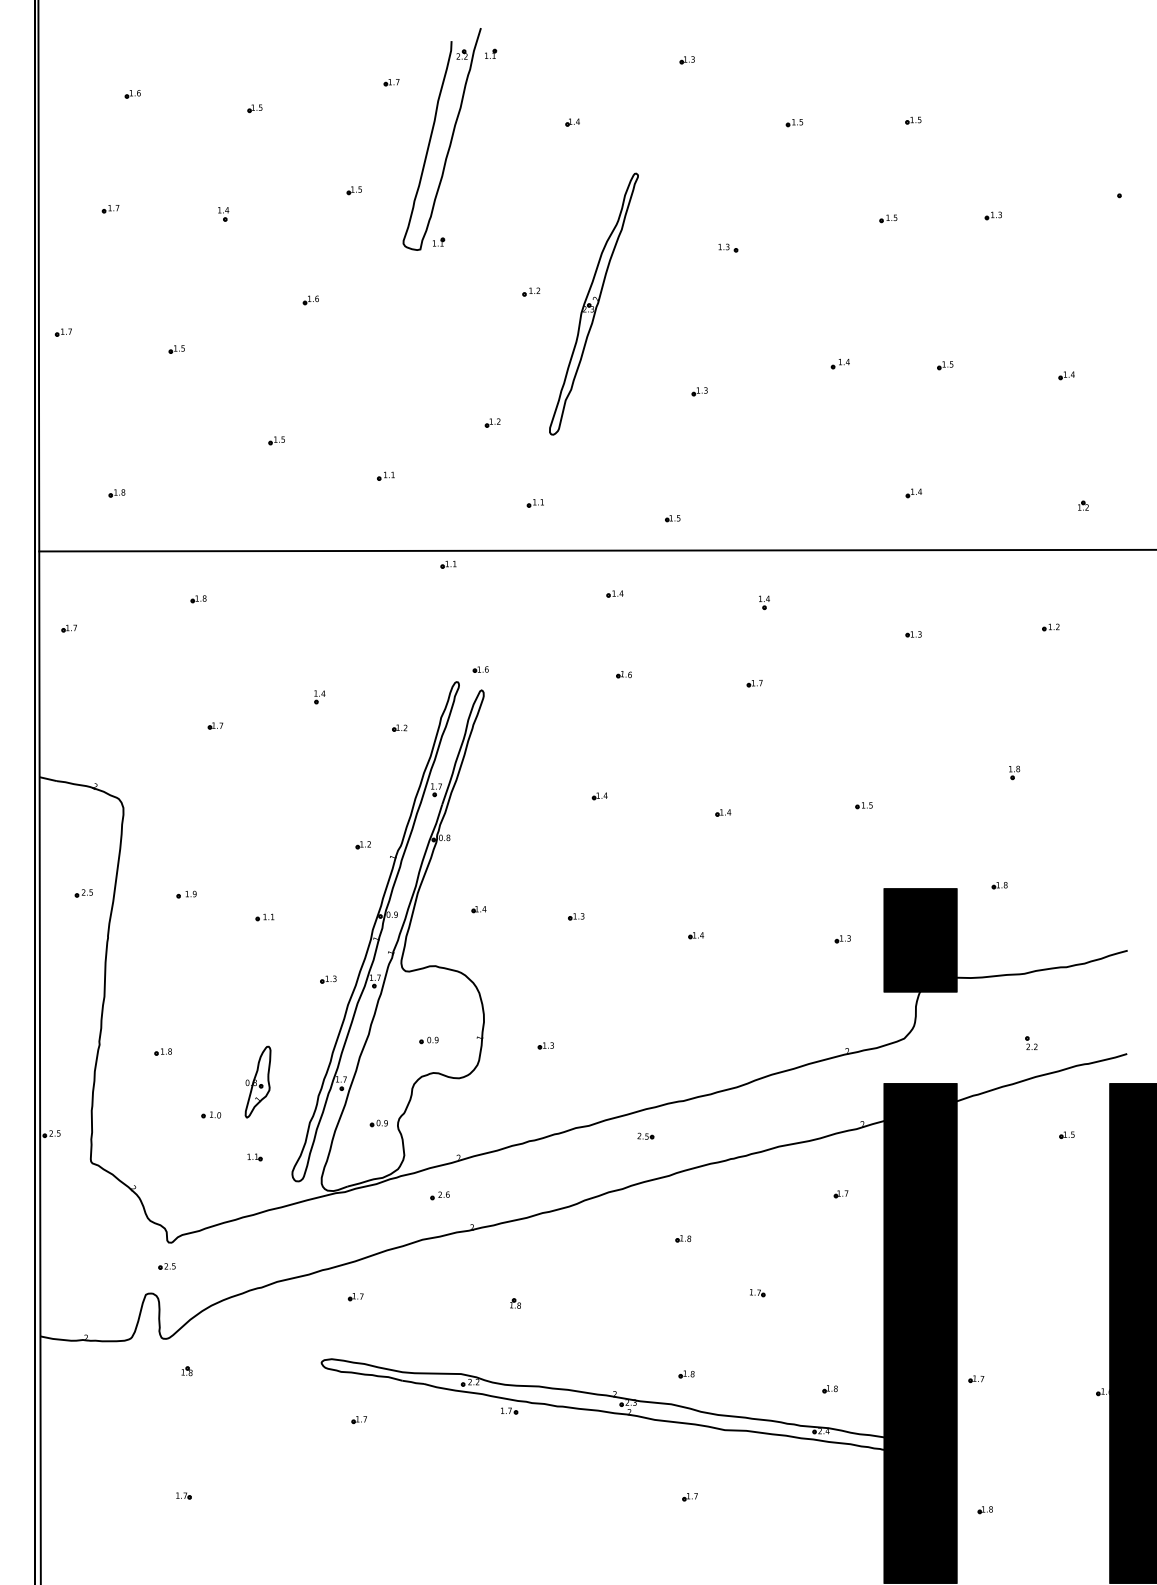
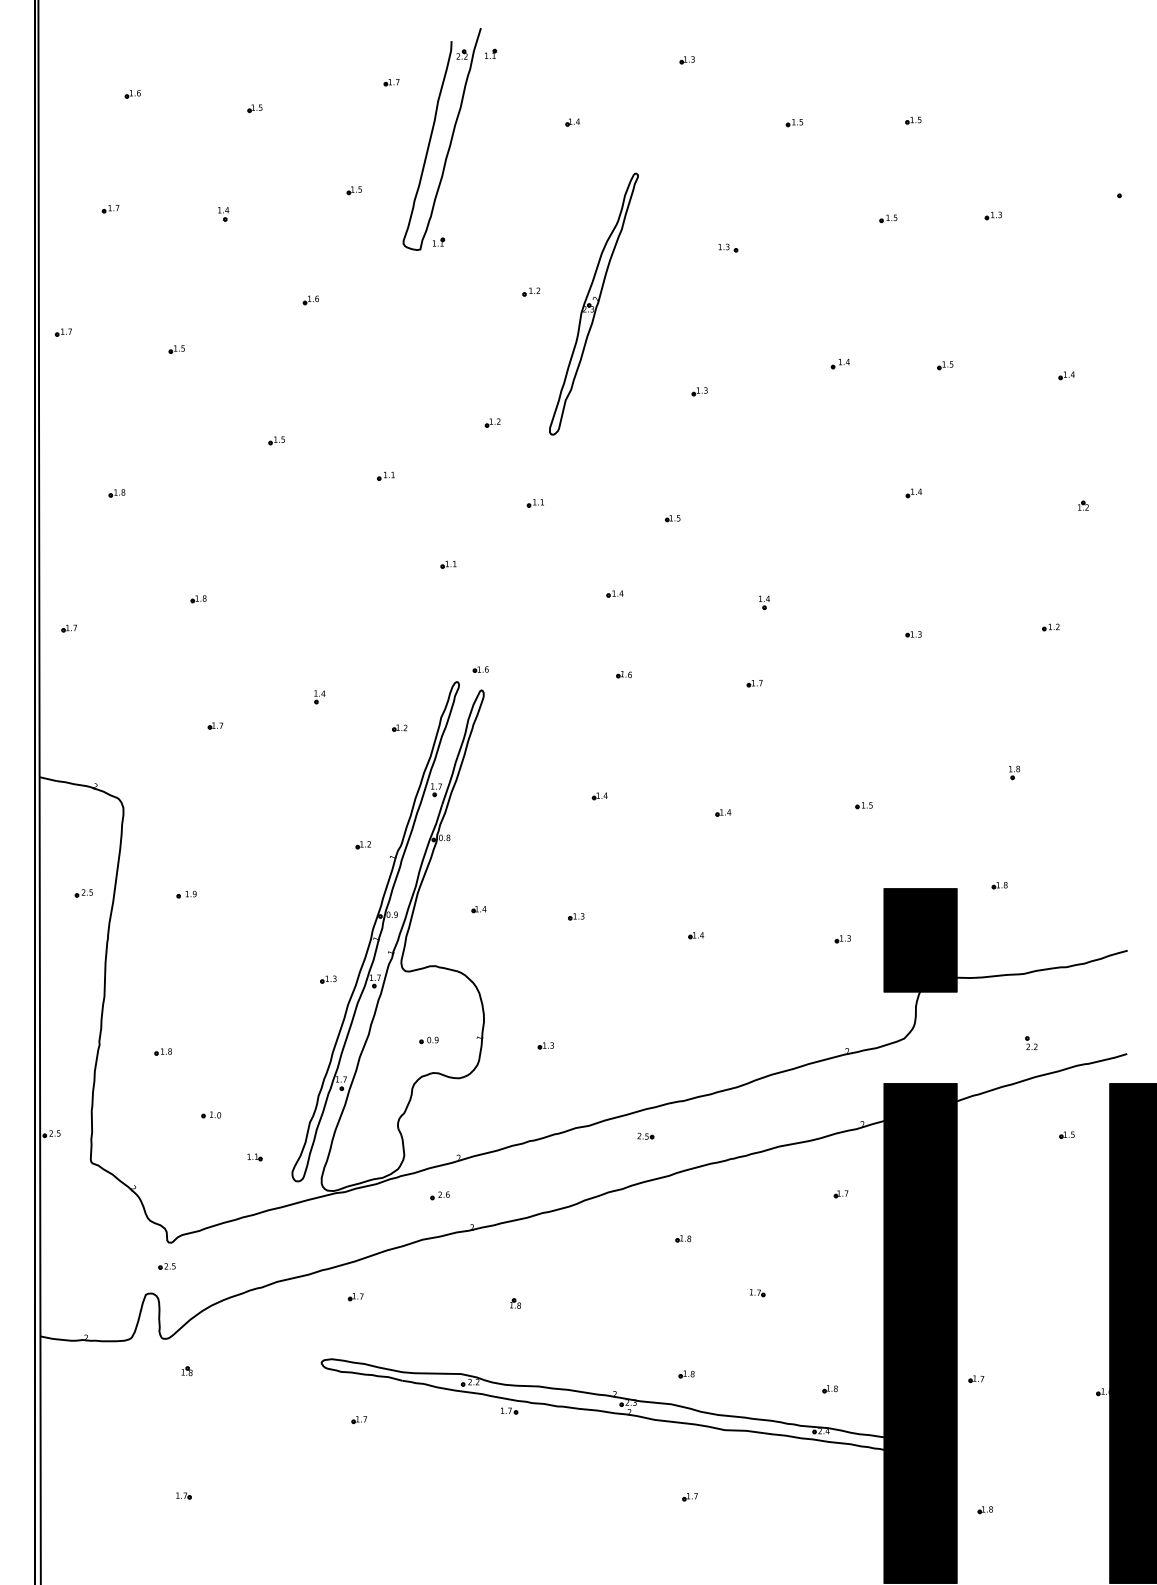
line: present -> none (596, 550)
part: present -> none (264, 917)
part: present -> none (257, 1081)
part: present -> none (378, 1123)
